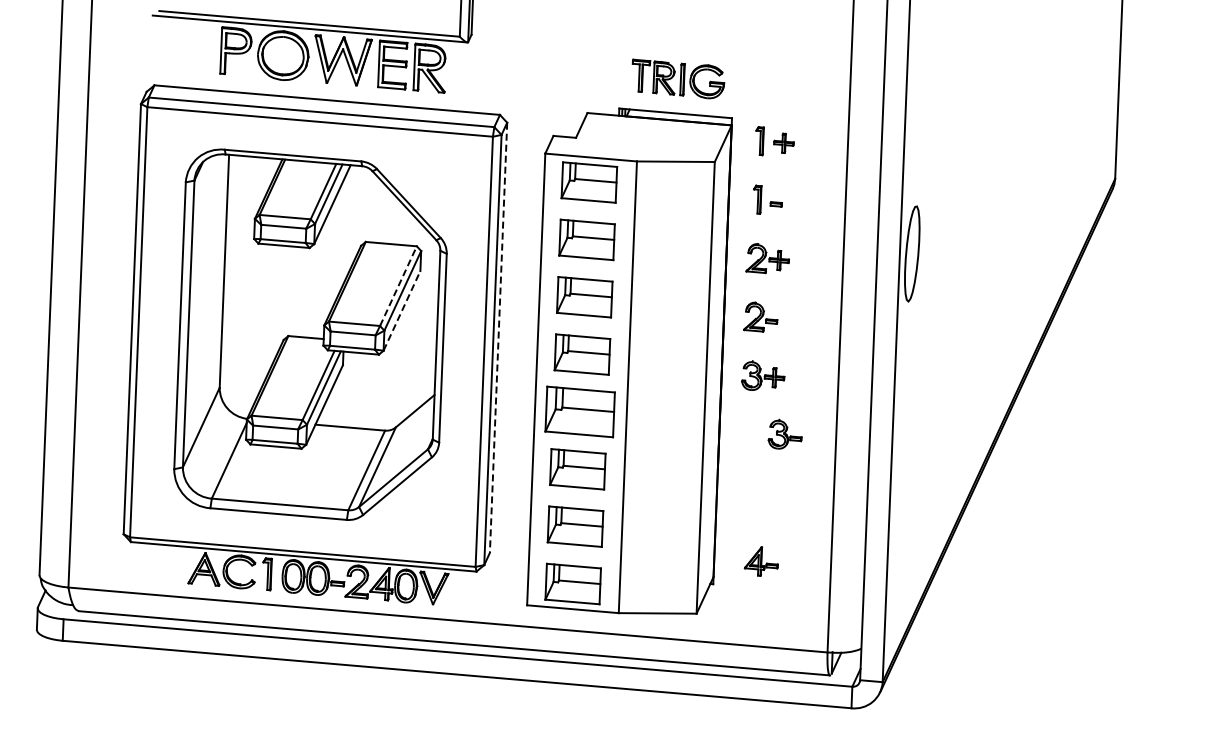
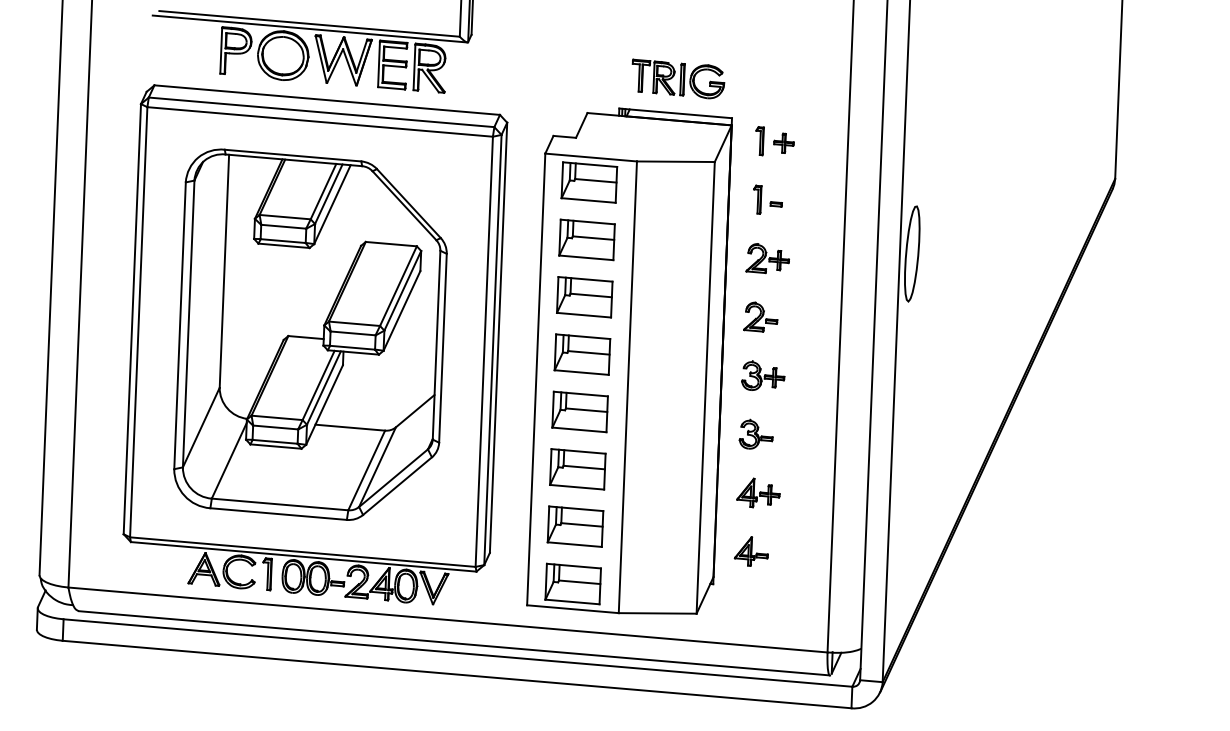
line: dashed -> solid (398, 286)
line: dashed -> solid (401, 310)
line: dashed -> solid (498, 338)
part size: 72x54 px -> 58x44 px (579, 411)
part position: (784, 433) -> (755, 433) (755, 433)
part: none -> present (758, 492)
part position: (760, 561) -> (750, 551) (750, 551)
